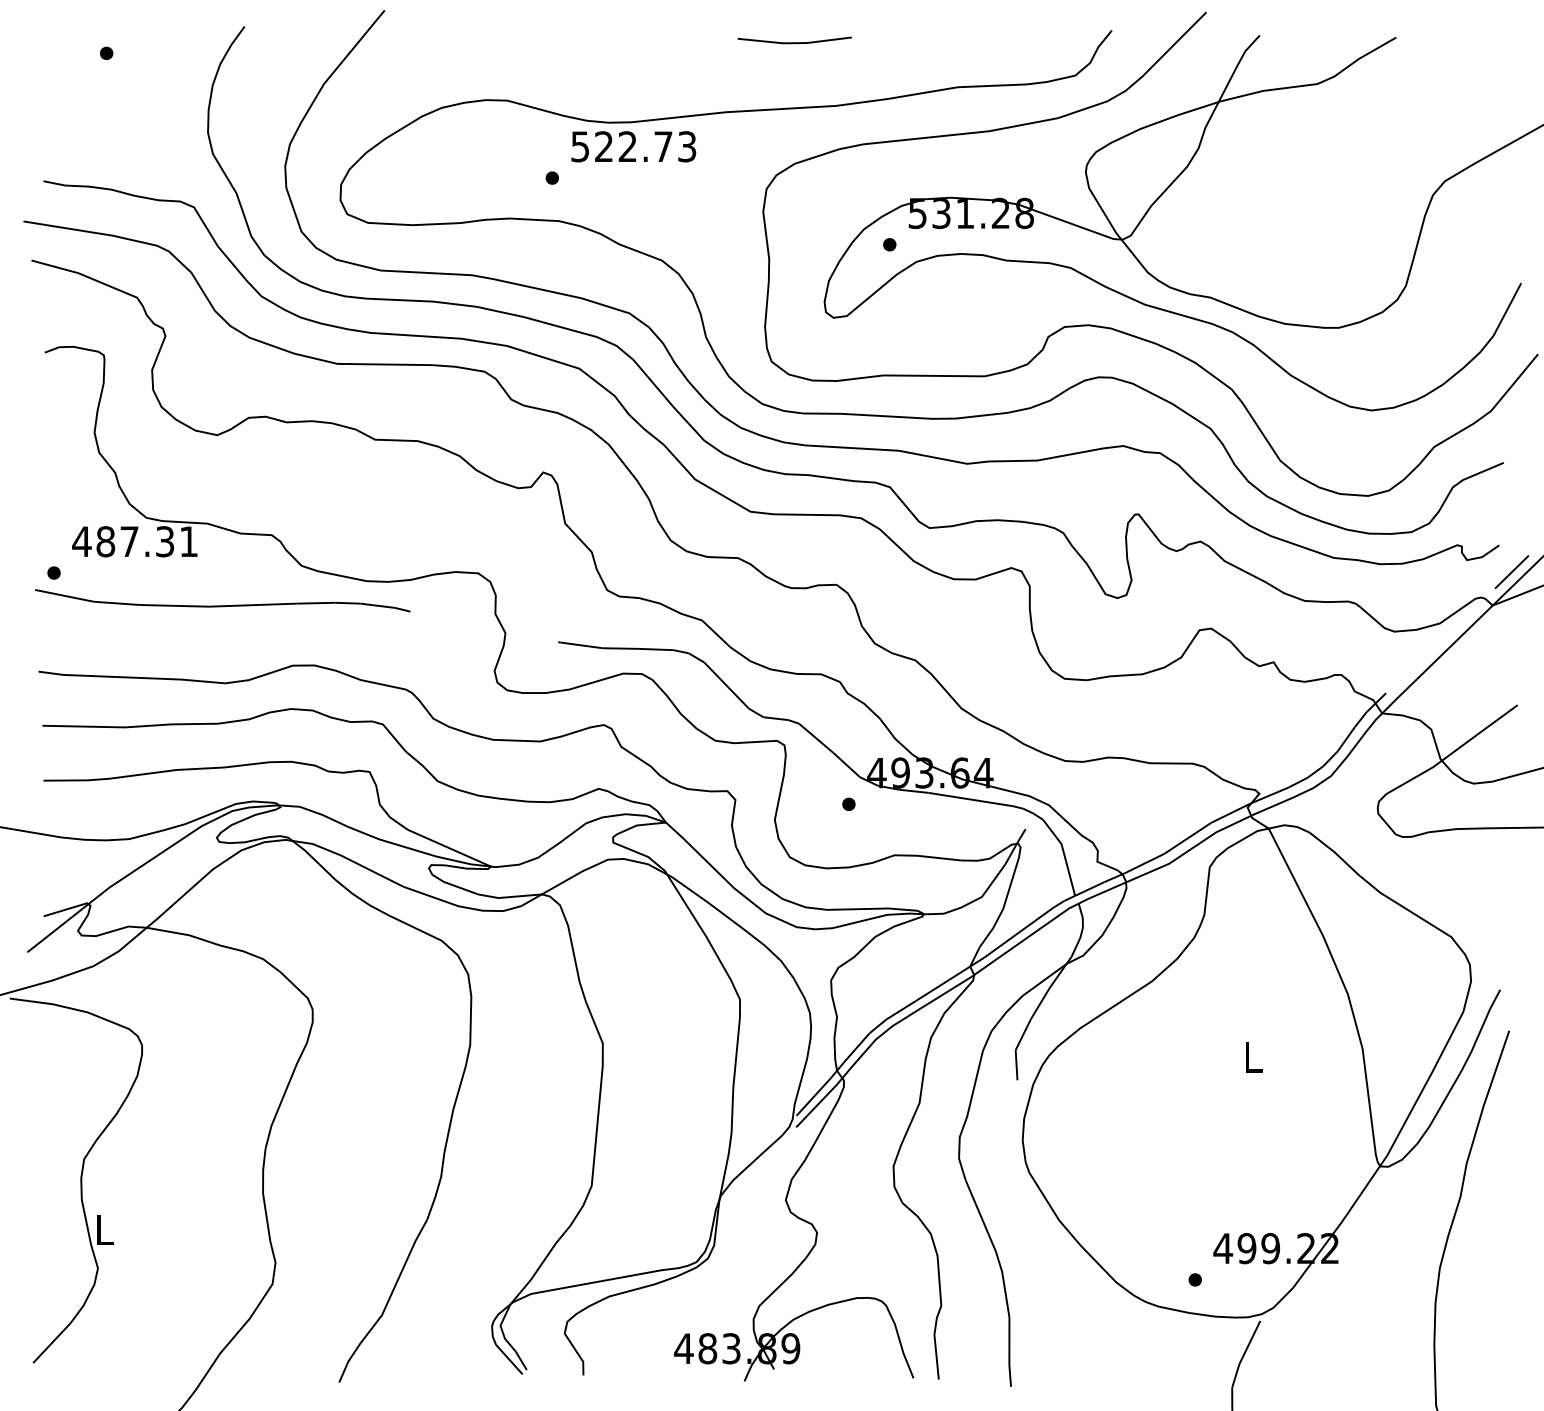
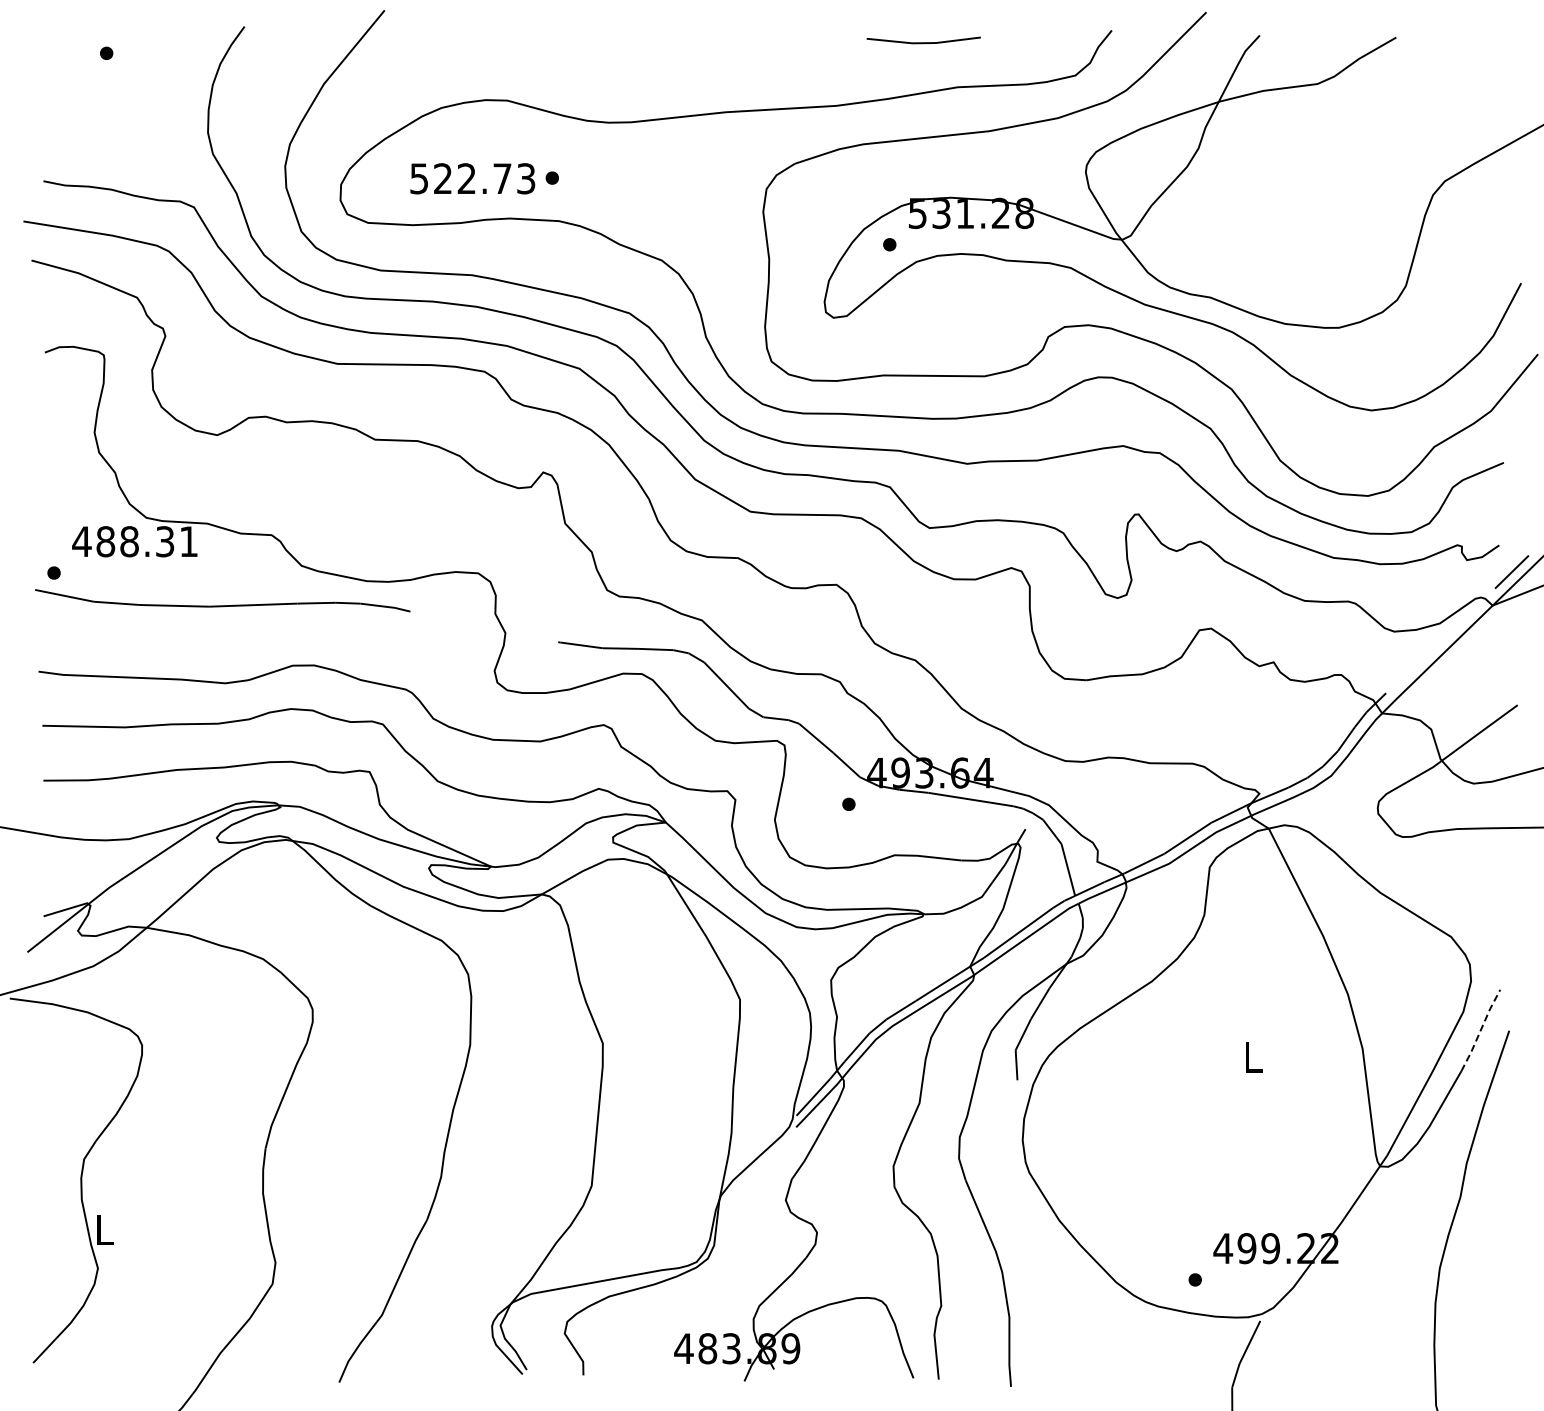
line position: (794, 42) -> (923, 42) (923, 42)
text position: (633, 146) -> (472, 178) (472, 178)
text: 487.31 -> 488.31 (129, 541)
line: solid -> dashed (1480, 1029)
